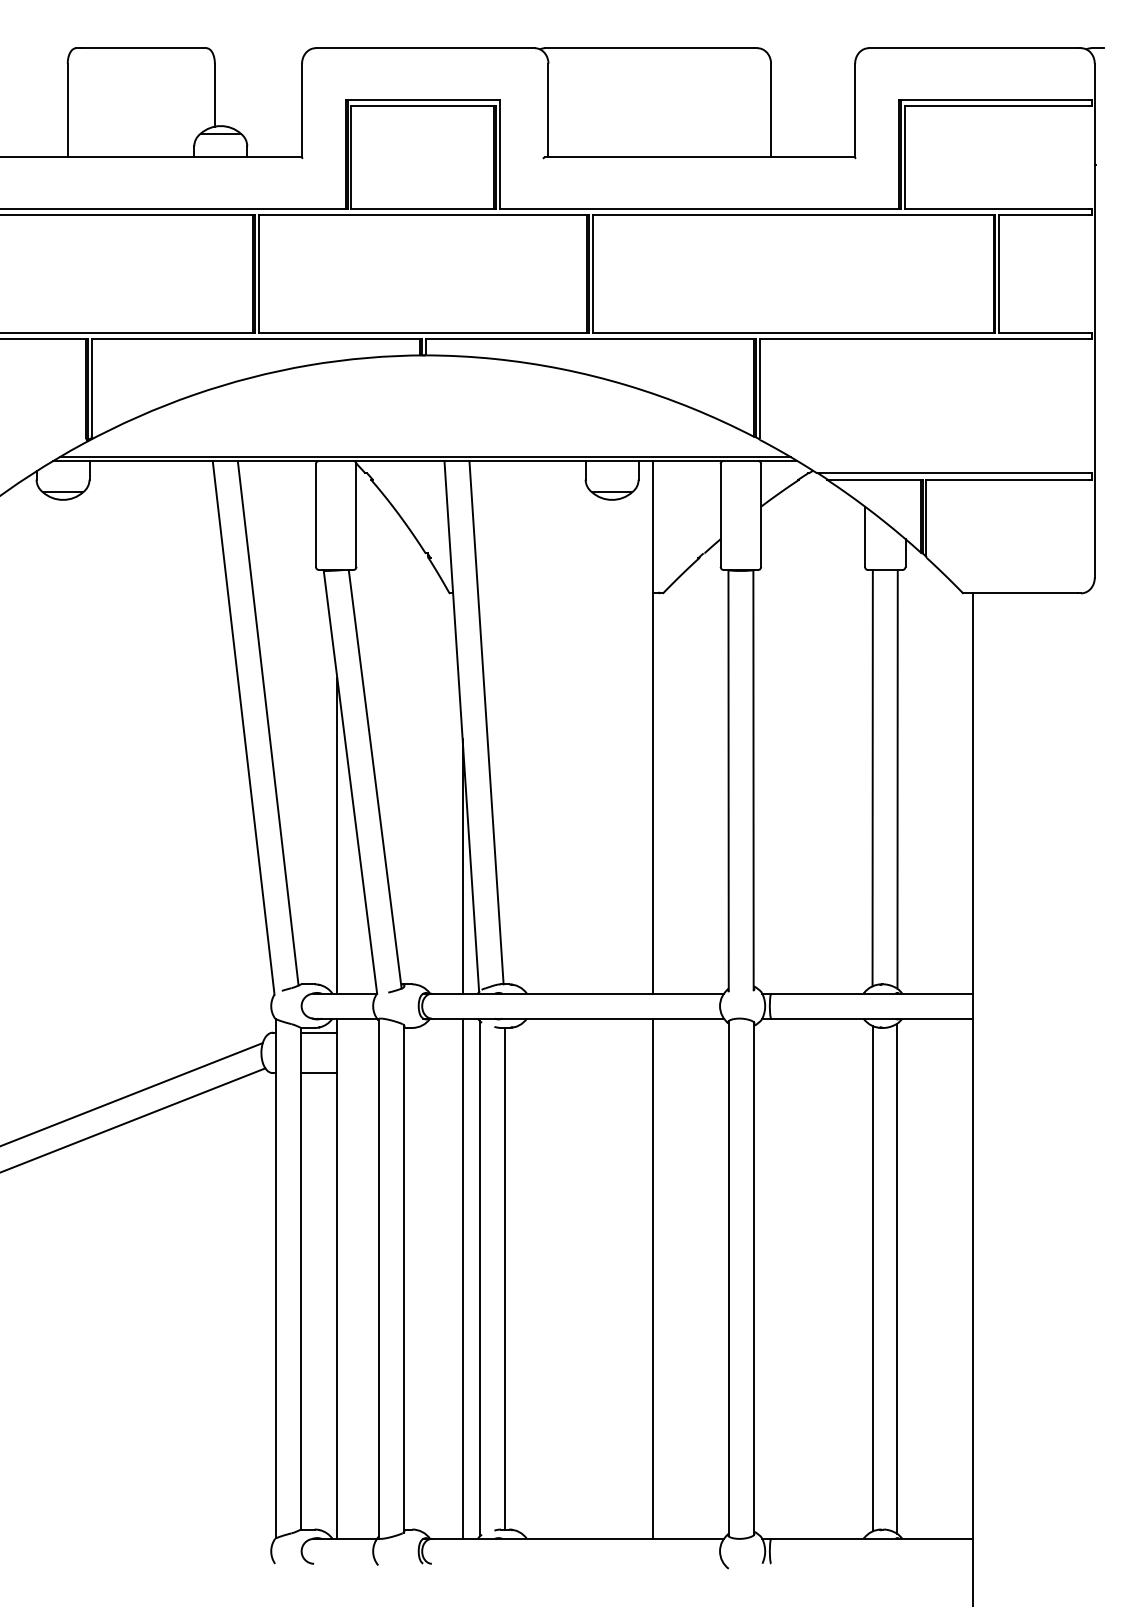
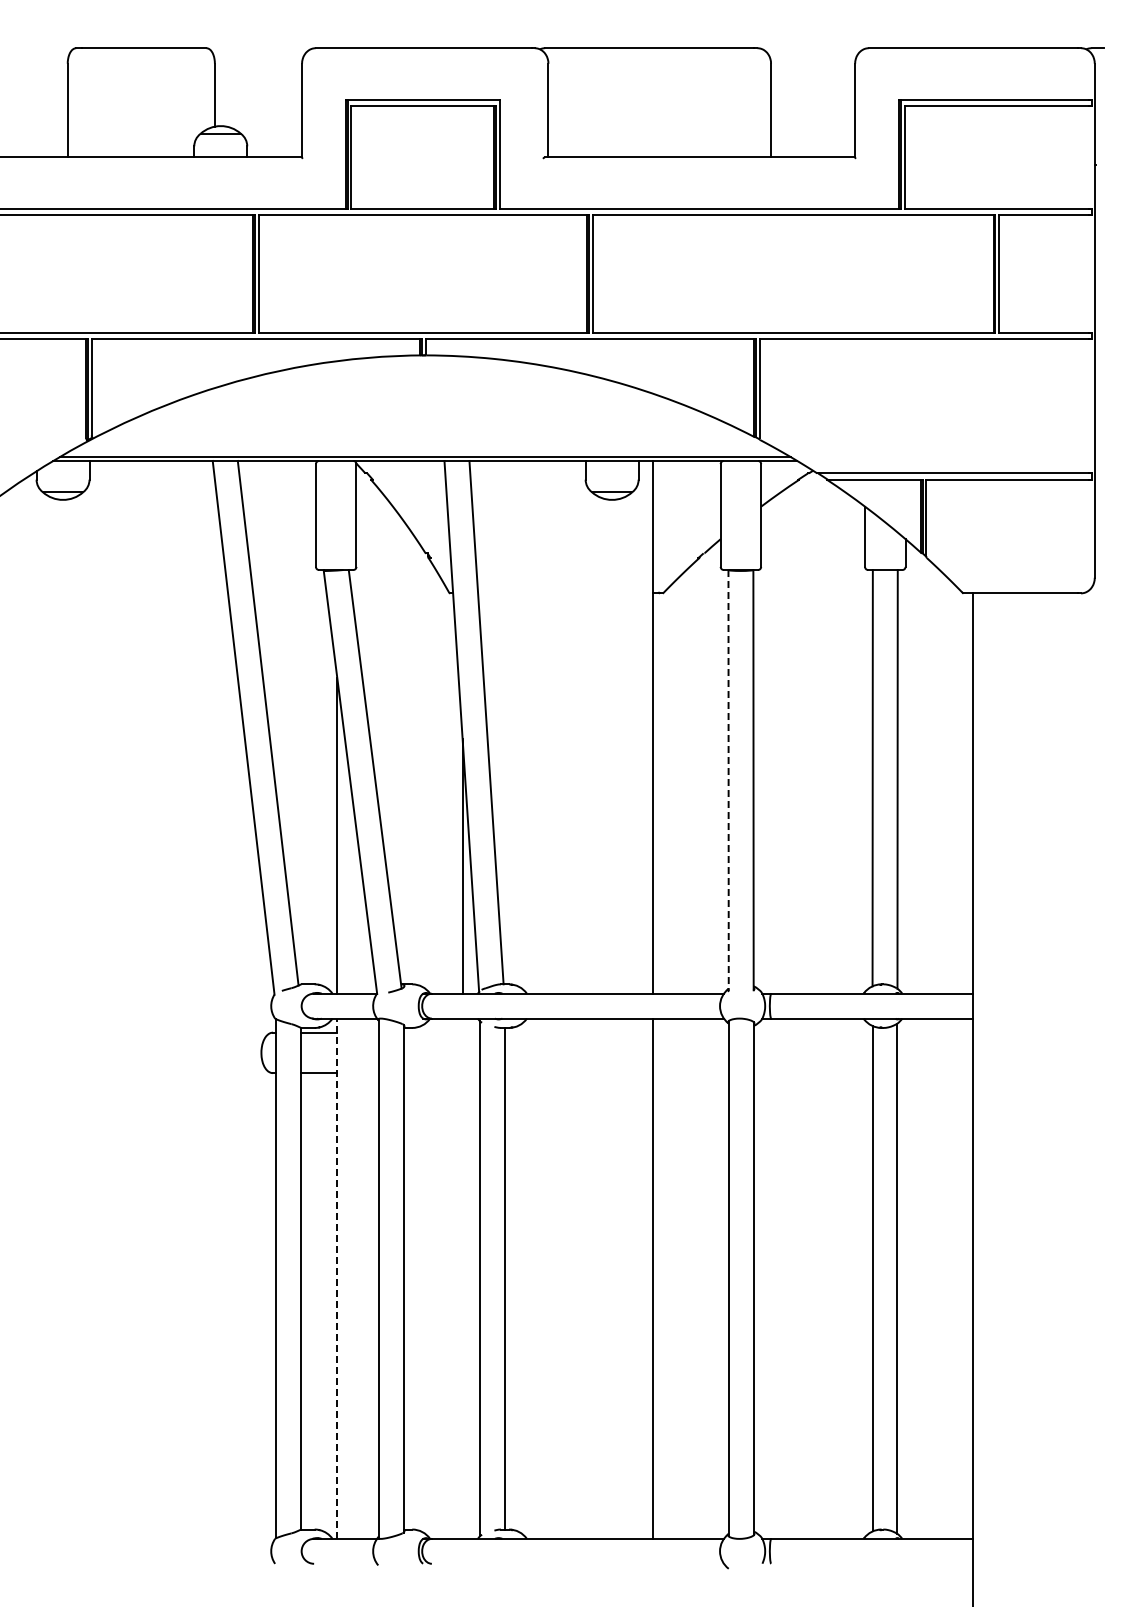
line: solid -> dashed (728, 780)
line: present -> none (132, 1094)
line: present -> none (133, 1119)
line: solid -> dashed (337, 1278)
line: present -> none (462, 1278)
